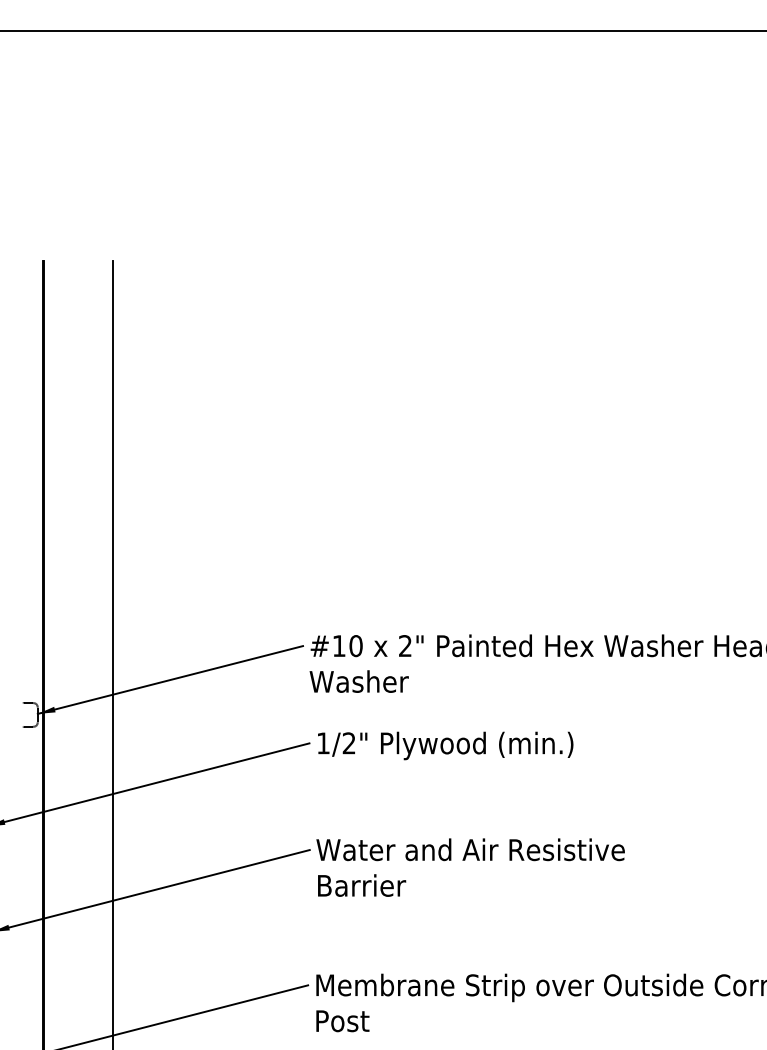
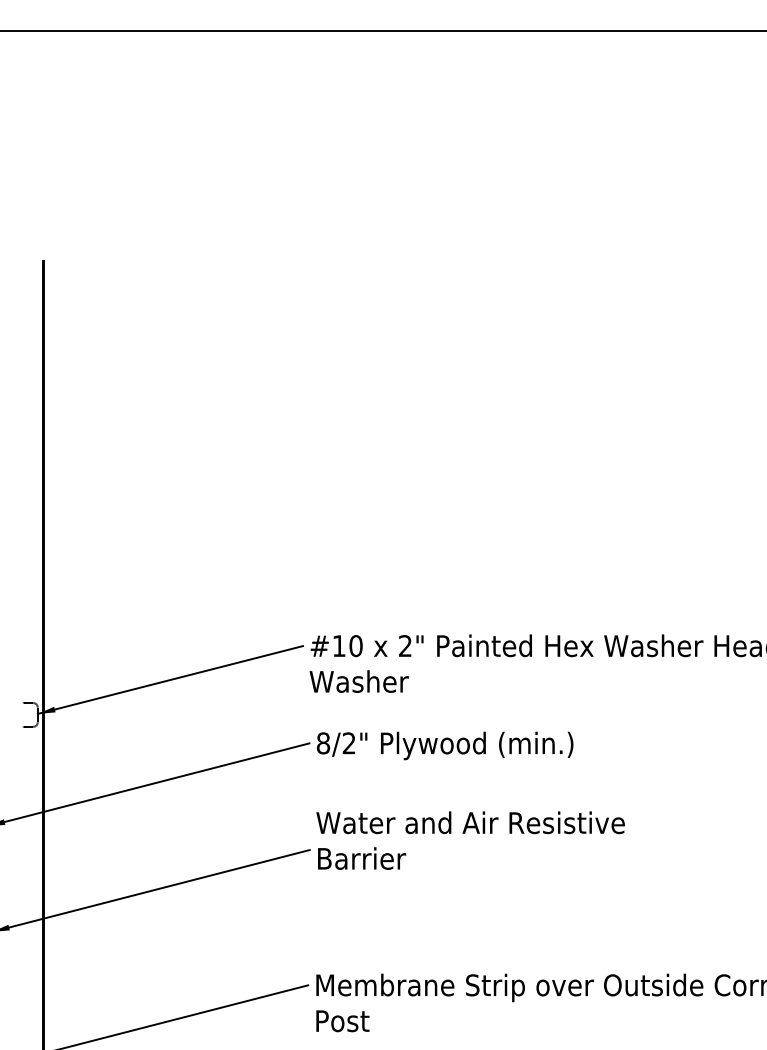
line: present -> none (113, 653)
text: 1/2" -> 8/2" (323, 743)
text position: (470, 867) -> (470, 840) (470, 840)
